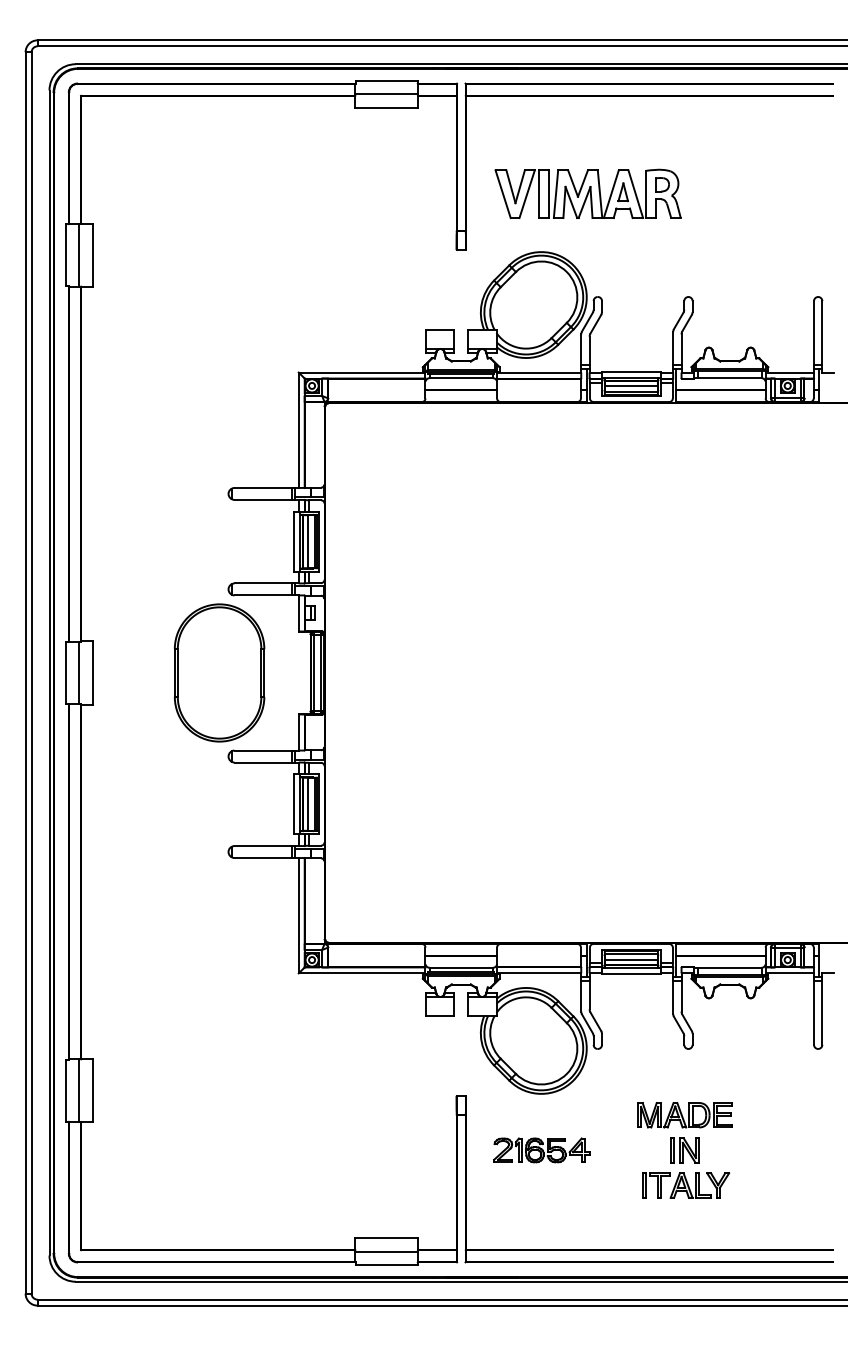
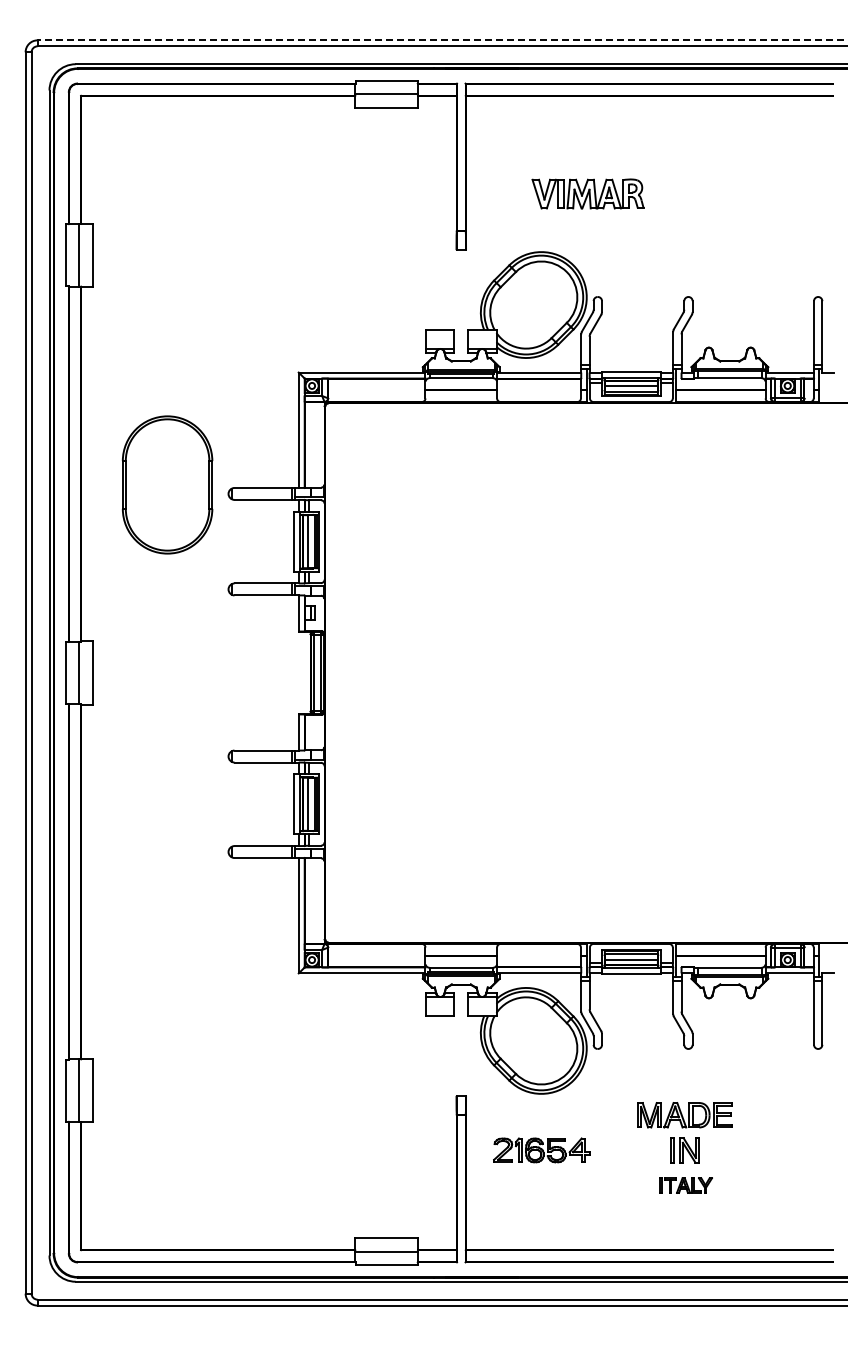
line: solid -> dashed (442, 40)
part size: 188x52 px -> 114x32 px (587, 193)
part position: (219, 672) -> (167, 484) (167, 484)
part size: 89x27 px -> 54x17 px (685, 1185)
